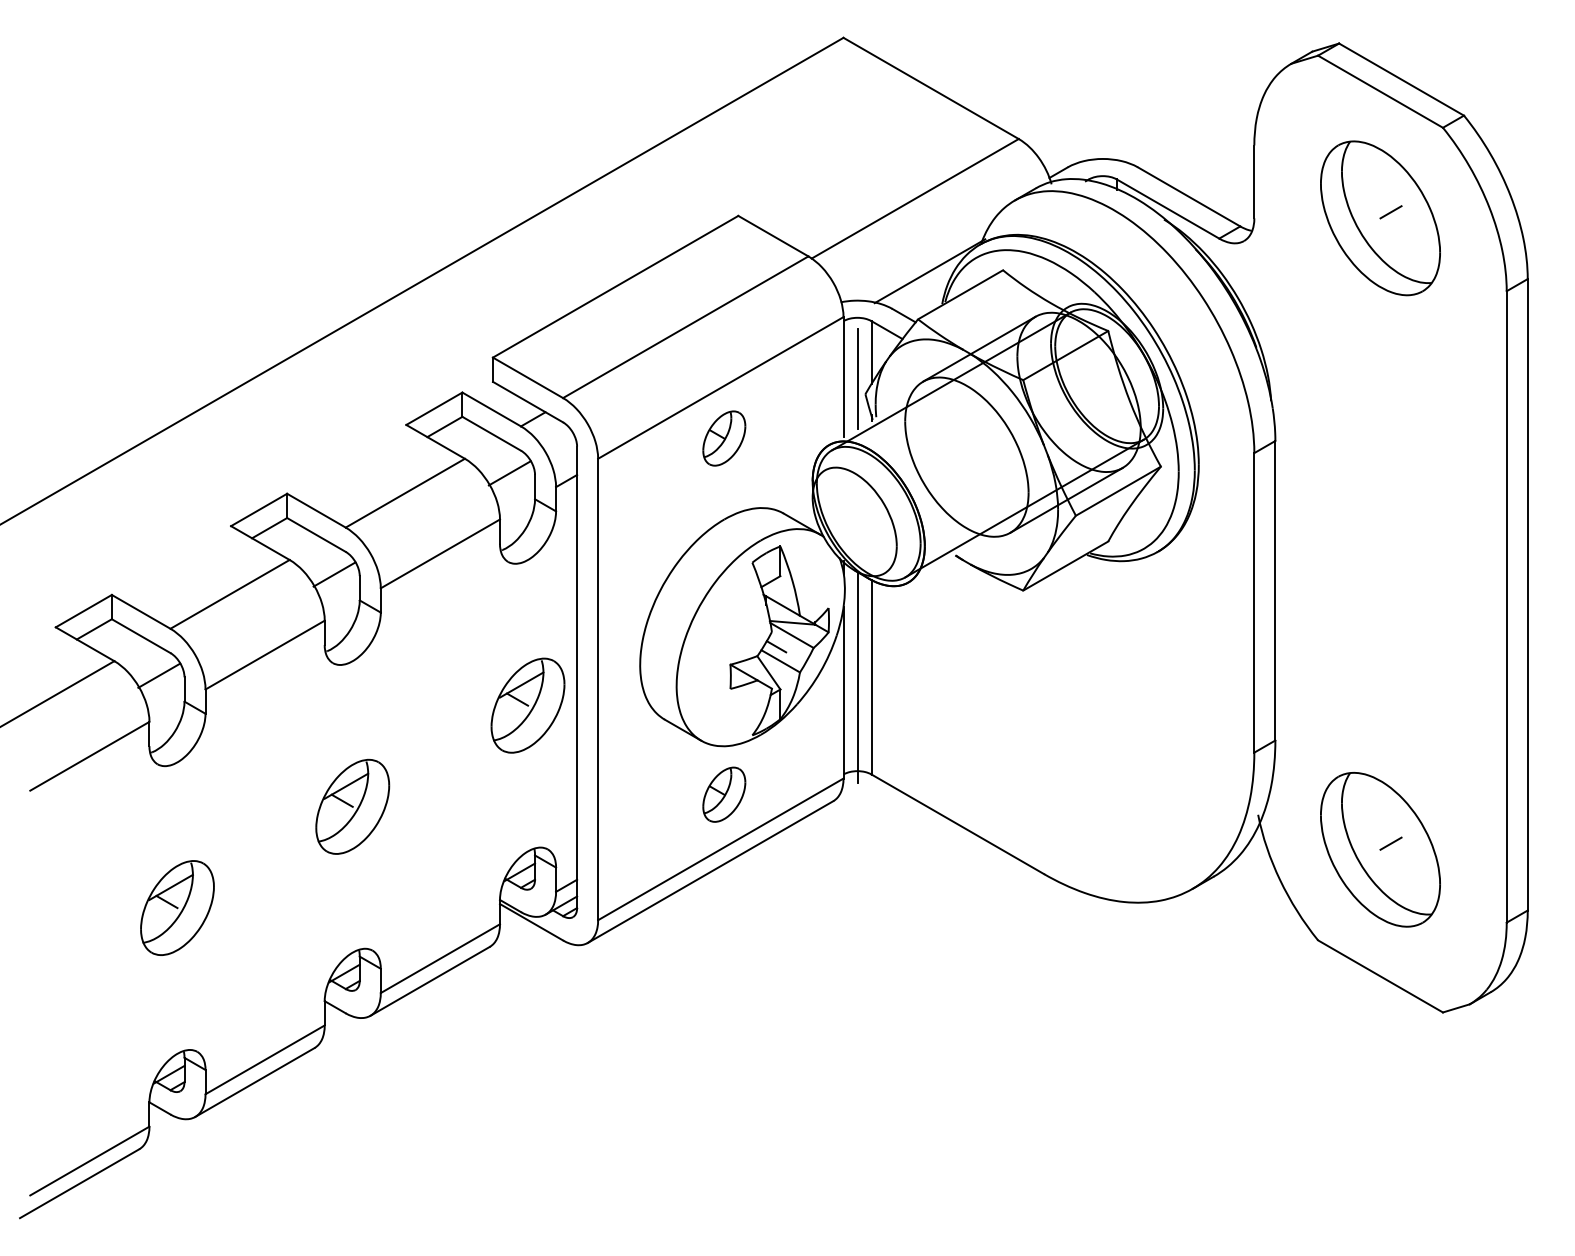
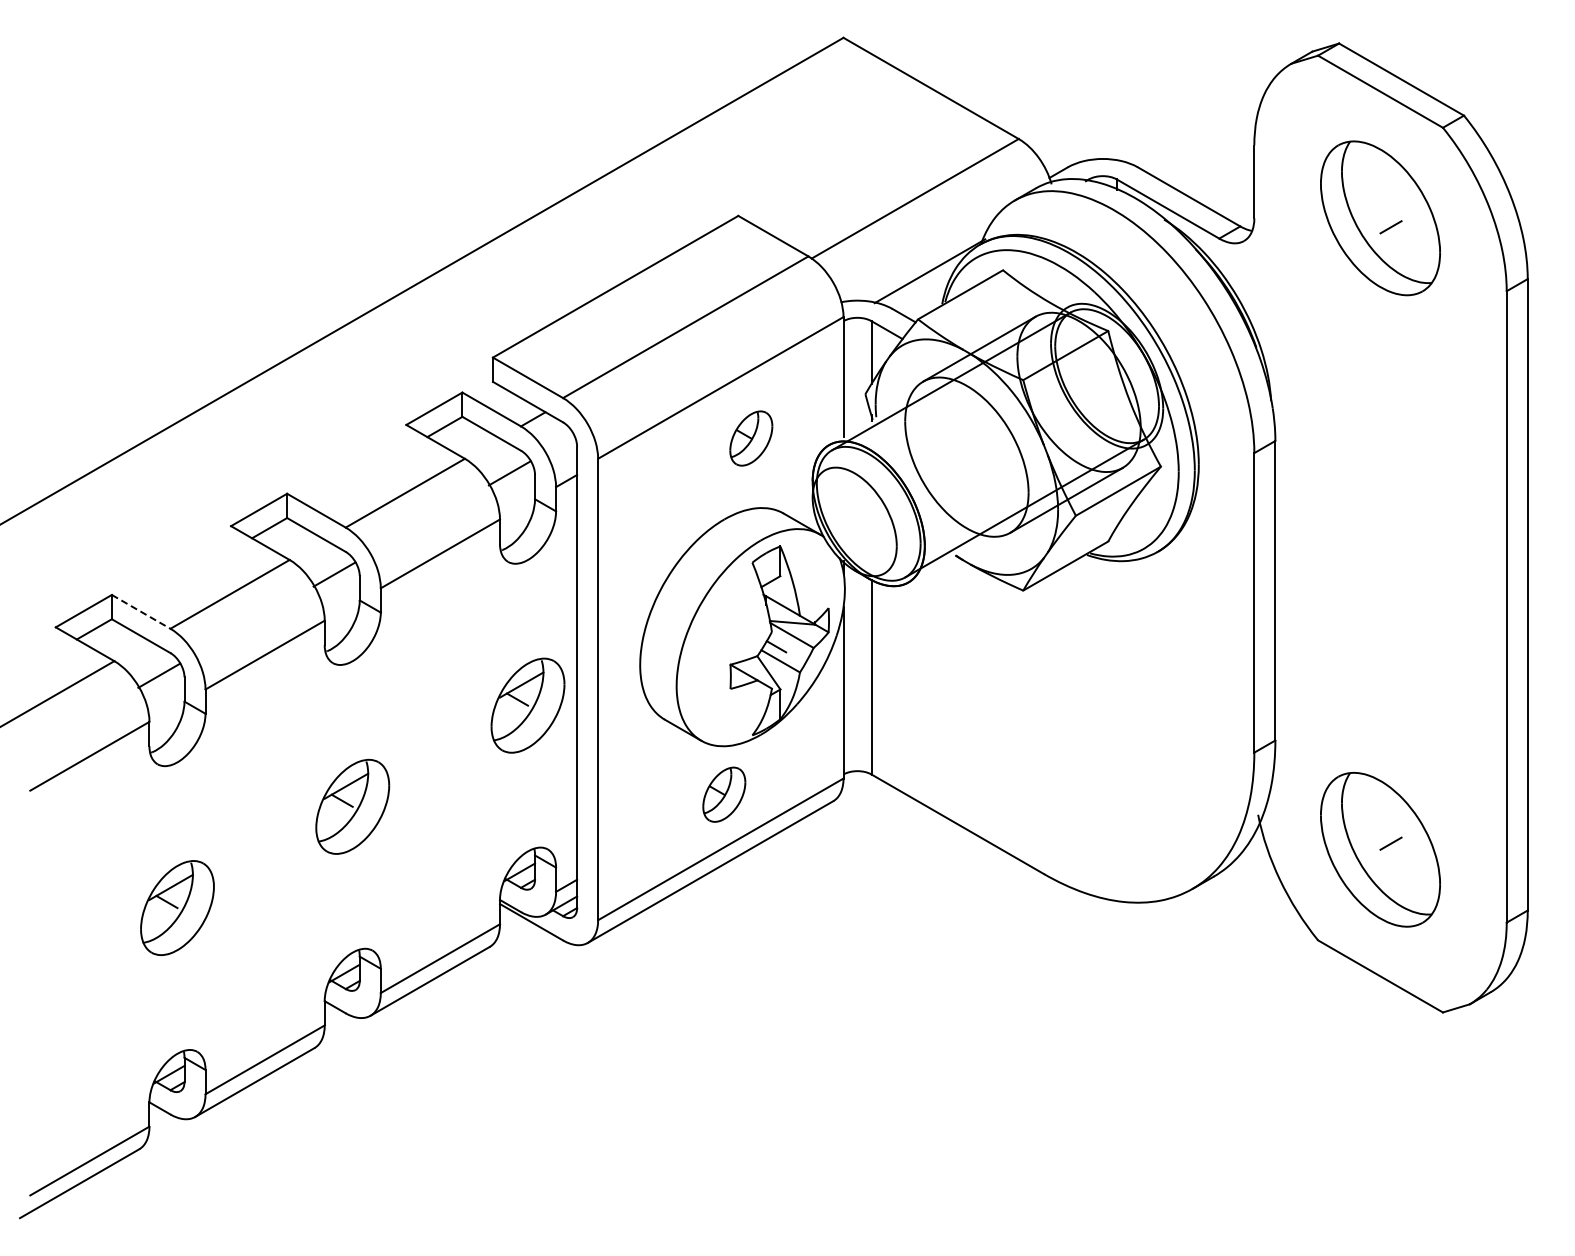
line position: (1390, 212) -> (1390, 227) (1390, 227)
line: present -> none (857, 378)
part position: (724, 438) -> (751, 438) (751, 438)
line: solid -> dashed (141, 611)
line: present -> none (857, 677)
